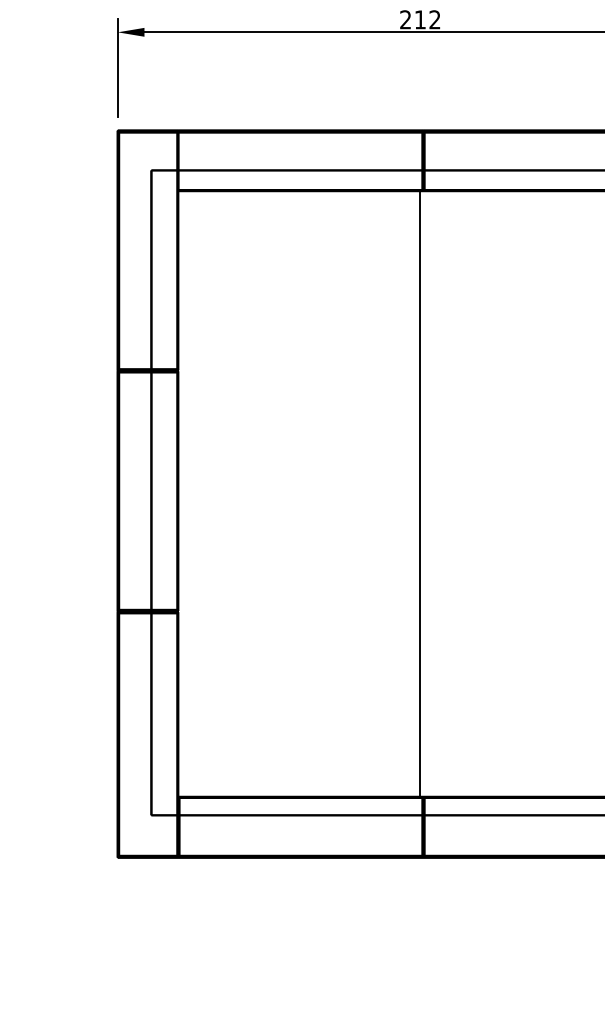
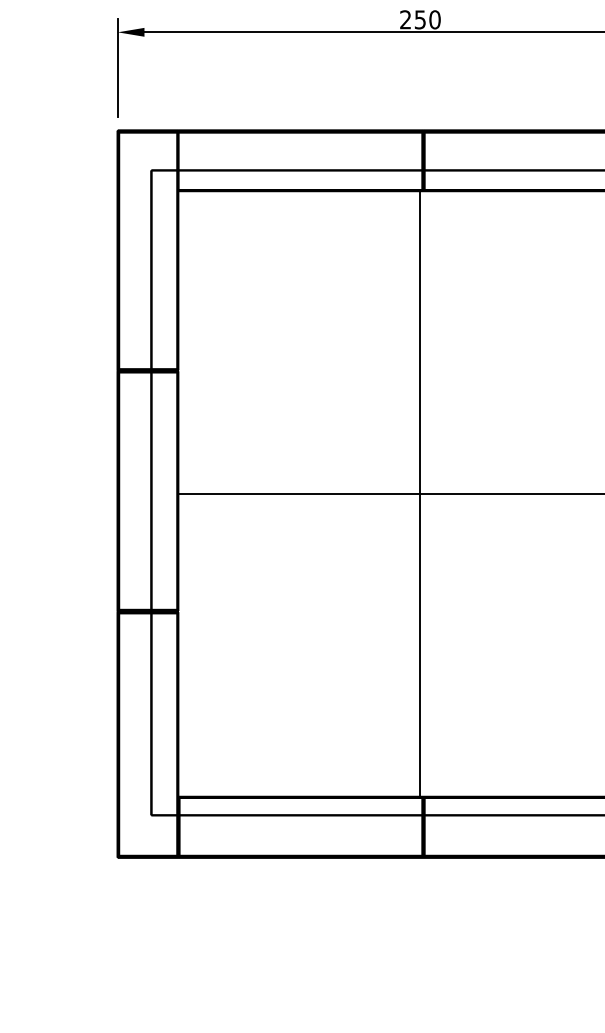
text: 212 -> 250 (427, 19)
line: none -> present (389, 493)
